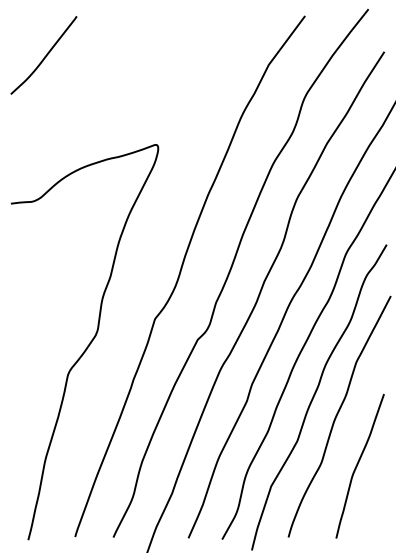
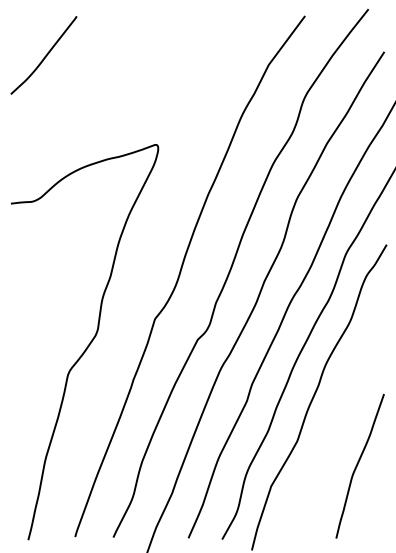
curve: present -> none (337, 416)
